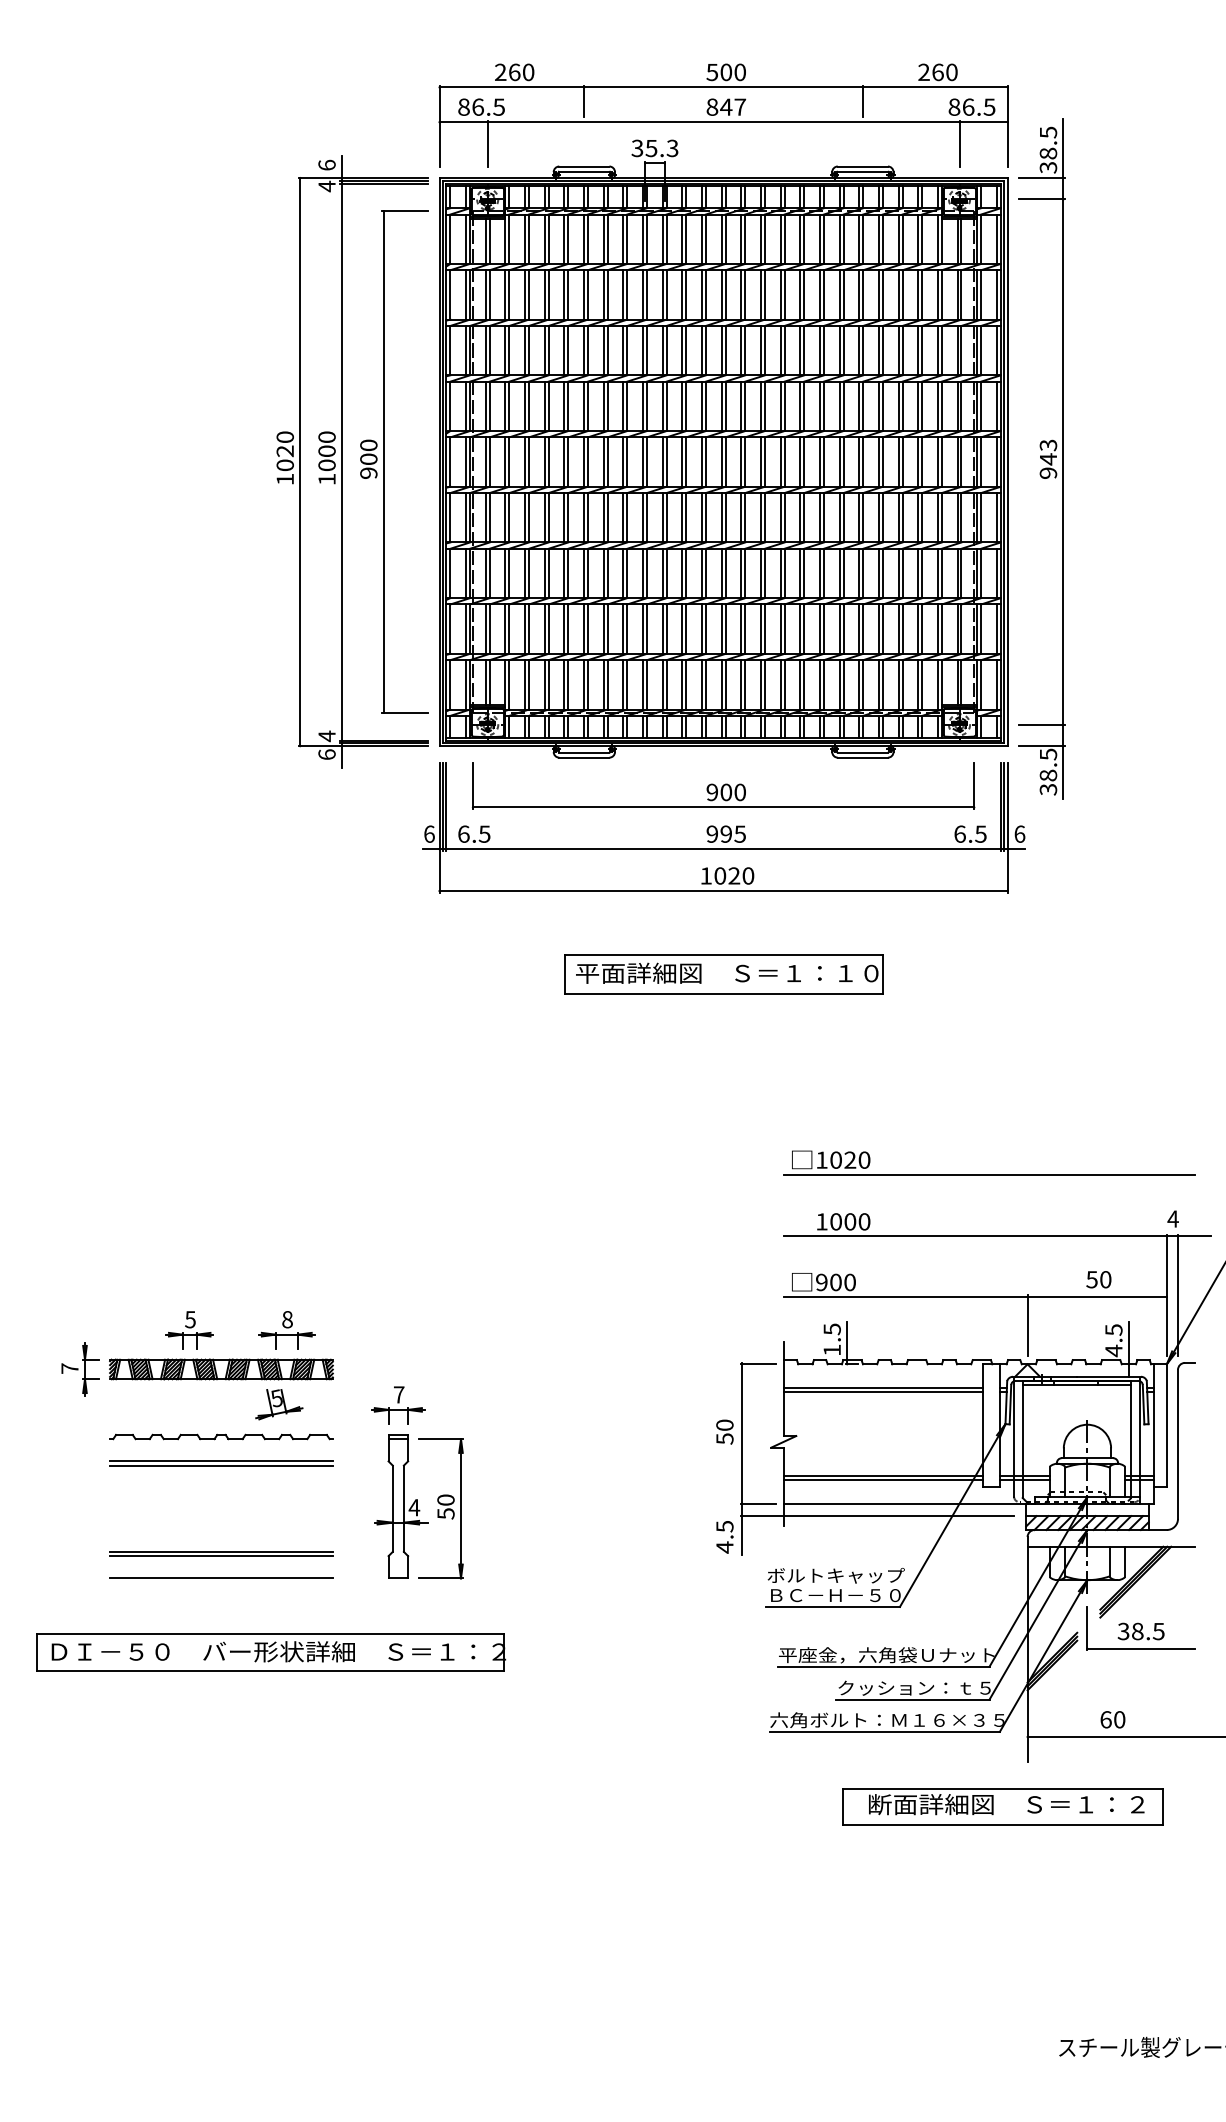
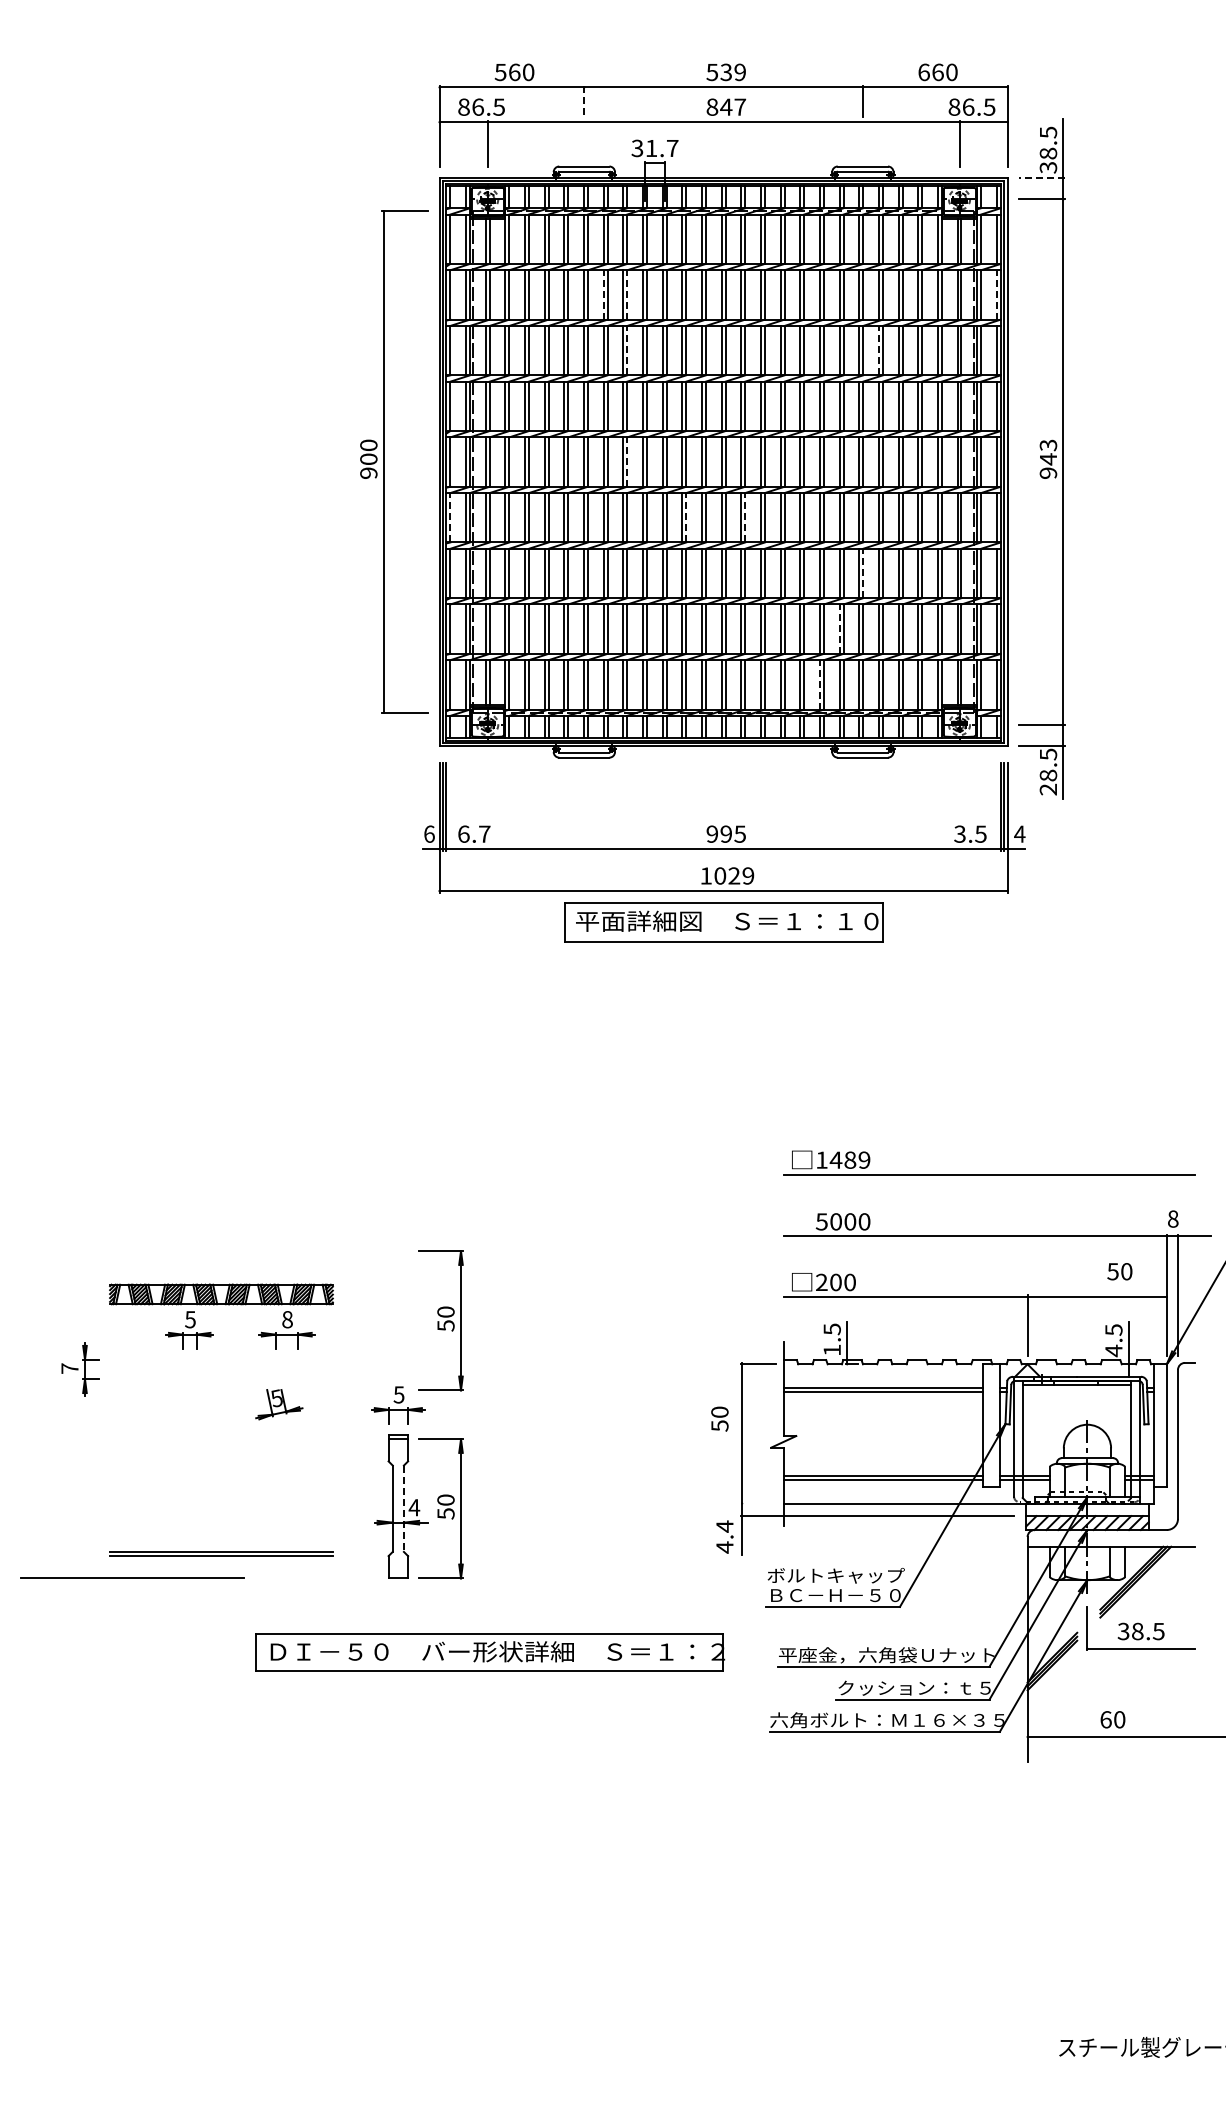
text: 260 -> 560 (500, 72)
text: 500 -> 539 (732, 72)
text: 260 -> 660 (923, 72)
line: solid -> dashed (584, 101)
text: 35.3 -> 31.7 (661, 148)
line: solid -> dashed (1041, 178)
line: solid -> dashed (603, 294)
line: solid -> dashed (627, 294)
line: solid -> dashed (996, 294)
line: solid -> dashed (627, 350)
line: solid -> dashed (878, 350)
part: present -> none (342, 461)
line: solid -> dashed (627, 462)
line: solid -> dashed (450, 517)
line: solid -> dashed (686, 517)
line: solid -> dashed (745, 517)
line: solid -> dashed (863, 573)
line: solid -> dashed (839, 629)
line: solid -> dashed (819, 684)
part: present -> none (723, 785)
text: 38.5 -> 28.5 (1048, 789)
text: 6.5 -> 6.7 (484, 833)
text: 6.5 -> 3.5 (959, 833)
text: 6 -> 4 (1019, 833)
text: 1020 -> 1029 (748, 875)
part position: (723, 974) -> (723, 922) (723, 922)
text: 1020 -> 1489 (849, 1159)
text: 4 -> 8 (1172, 1218)
text: 1000 -> 5000 (821, 1221)
text position: (1098, 1279) -> (1119, 1271) (1119, 1271)
text: 900 -> 200 (821, 1282)
part: none -> present (440, 1320)
part position: (221, 1369) -> (221, 1294) (221, 1294)
text: 7 -> 5 (398, 1394)
text position: (724, 1431) -> (719, 1418) (719, 1418)
part: present -> none (221, 1436)
part: present -> none (221, 1463)
line: present -> none (757, 1503)
line: solid -> dashed (403, 1509)
text: 4.5 -> 4.4 (724, 1526)
line position: (221, 1577) -> (132, 1577) (132, 1577)
part position: (271, 1652) -> (490, 1652) (490, 1652)
part: present -> none (1002, 1806)
